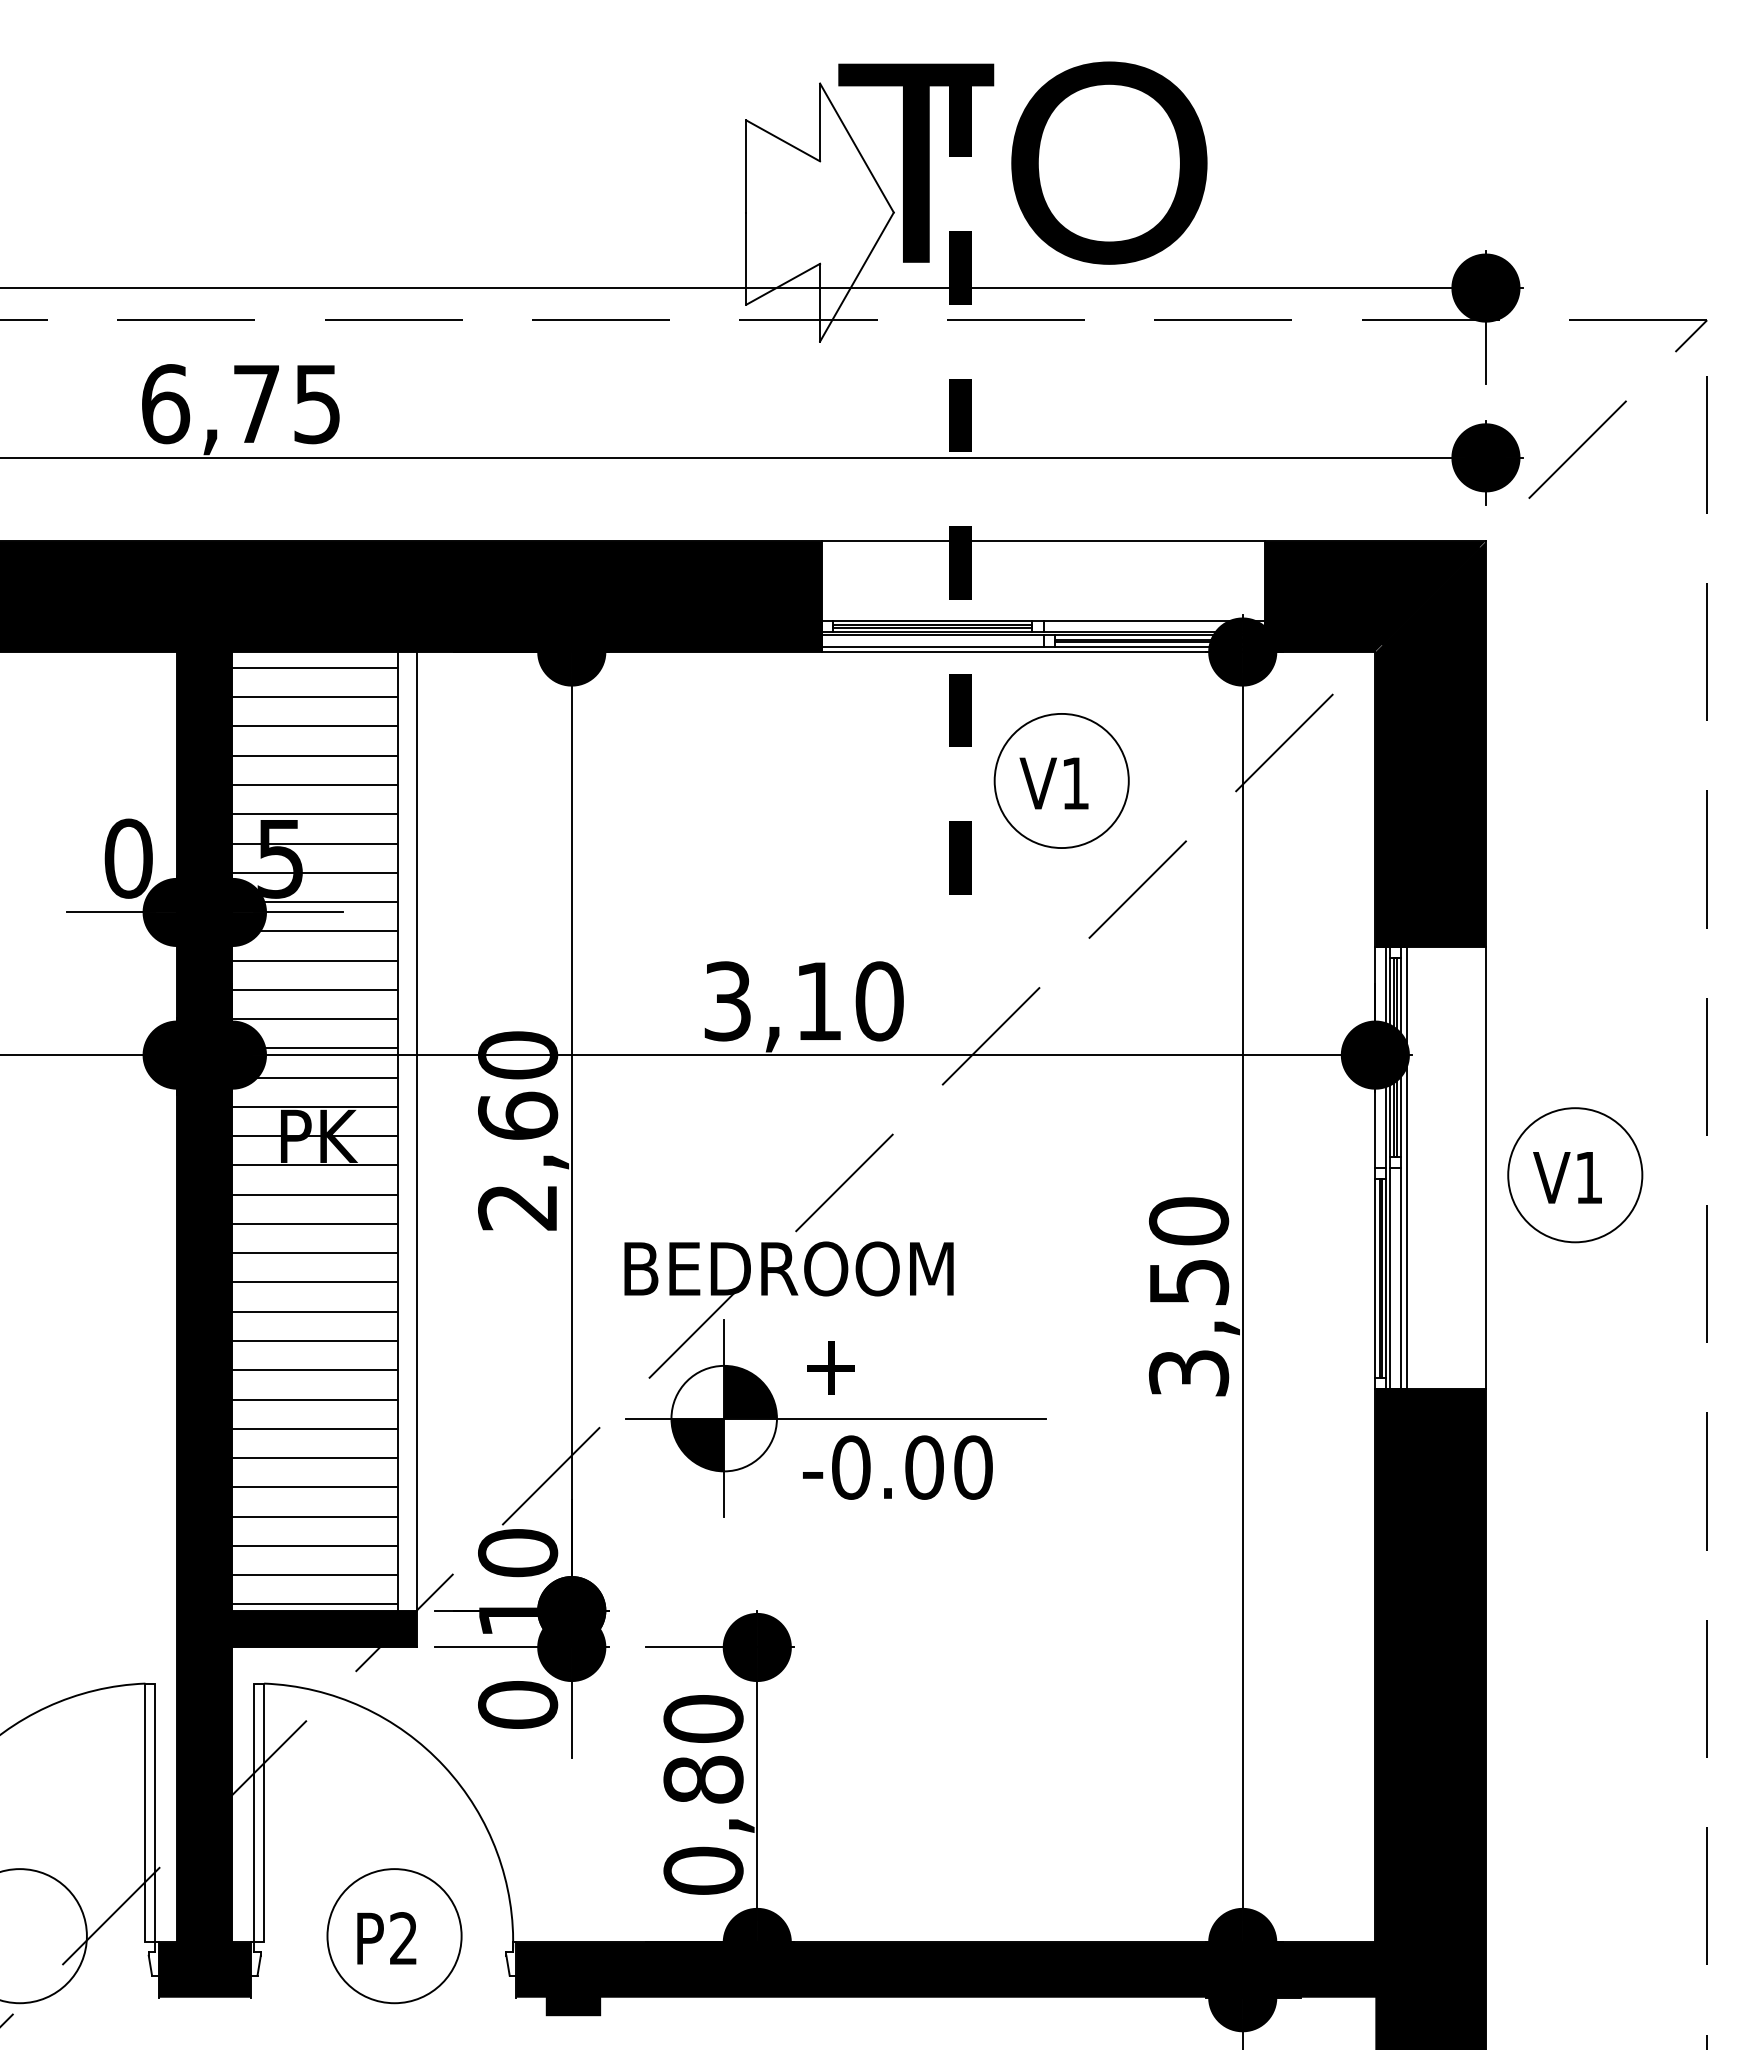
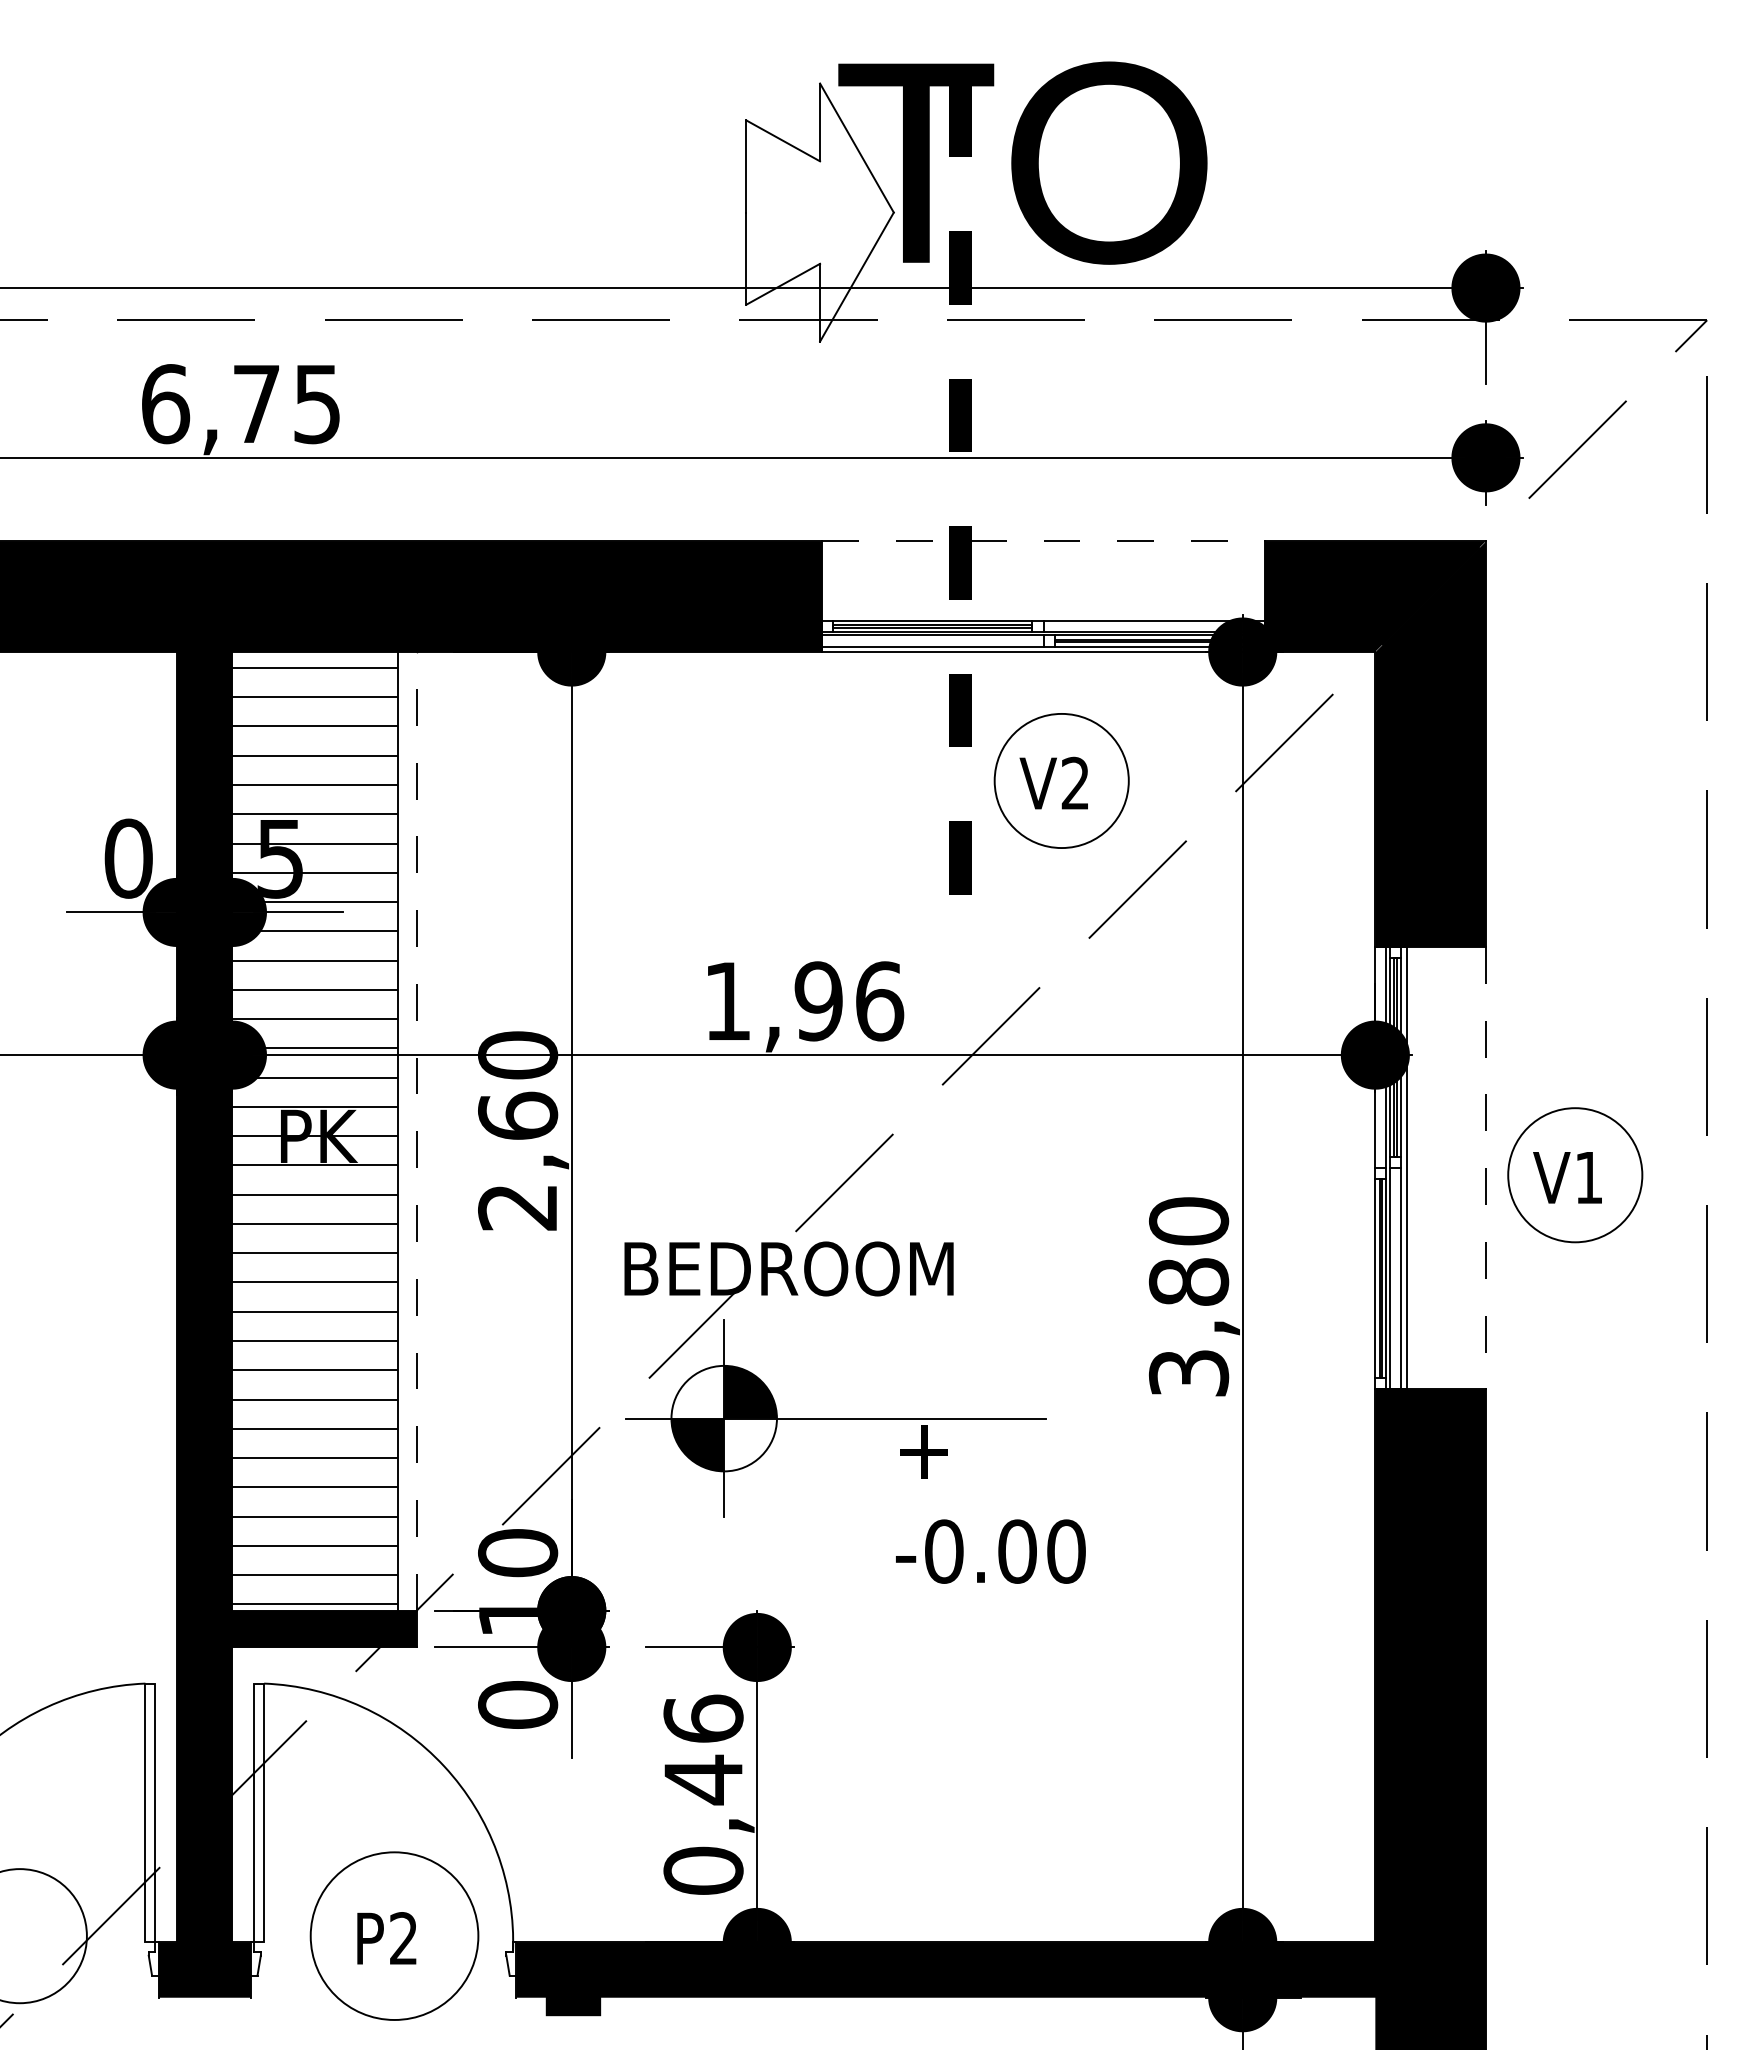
line: solid -> dashed (1044, 541)
text: V1 -> V2 (1074, 782)
text: 3,10 -> 1,96 (804, 1001)
line: solid -> dashed (416, 1130)
line: solid -> dashed (1485, 1168)
text: 3,50 -> 3,80 (1188, 1281)
text position: (897, 1420) -> (990, 1504) (990, 1504)
text: 0,80 -> 0,46 (703, 1749)
circle diameter: 134 px -> 168 px (394, 1935)
